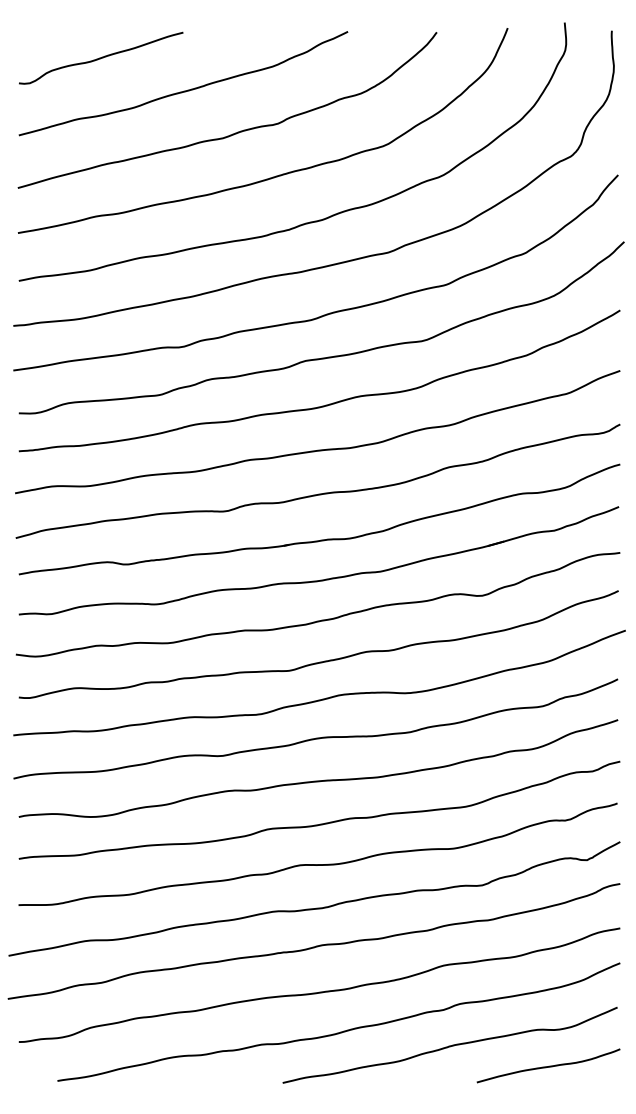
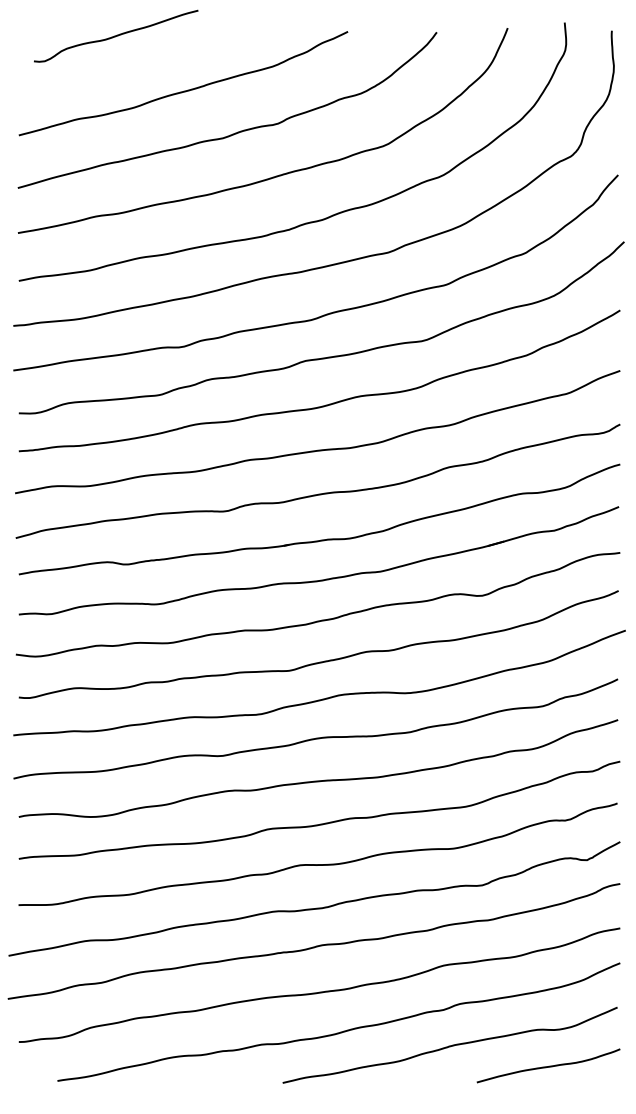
curve position: (101, 57) -> (116, 35) (116, 35)
